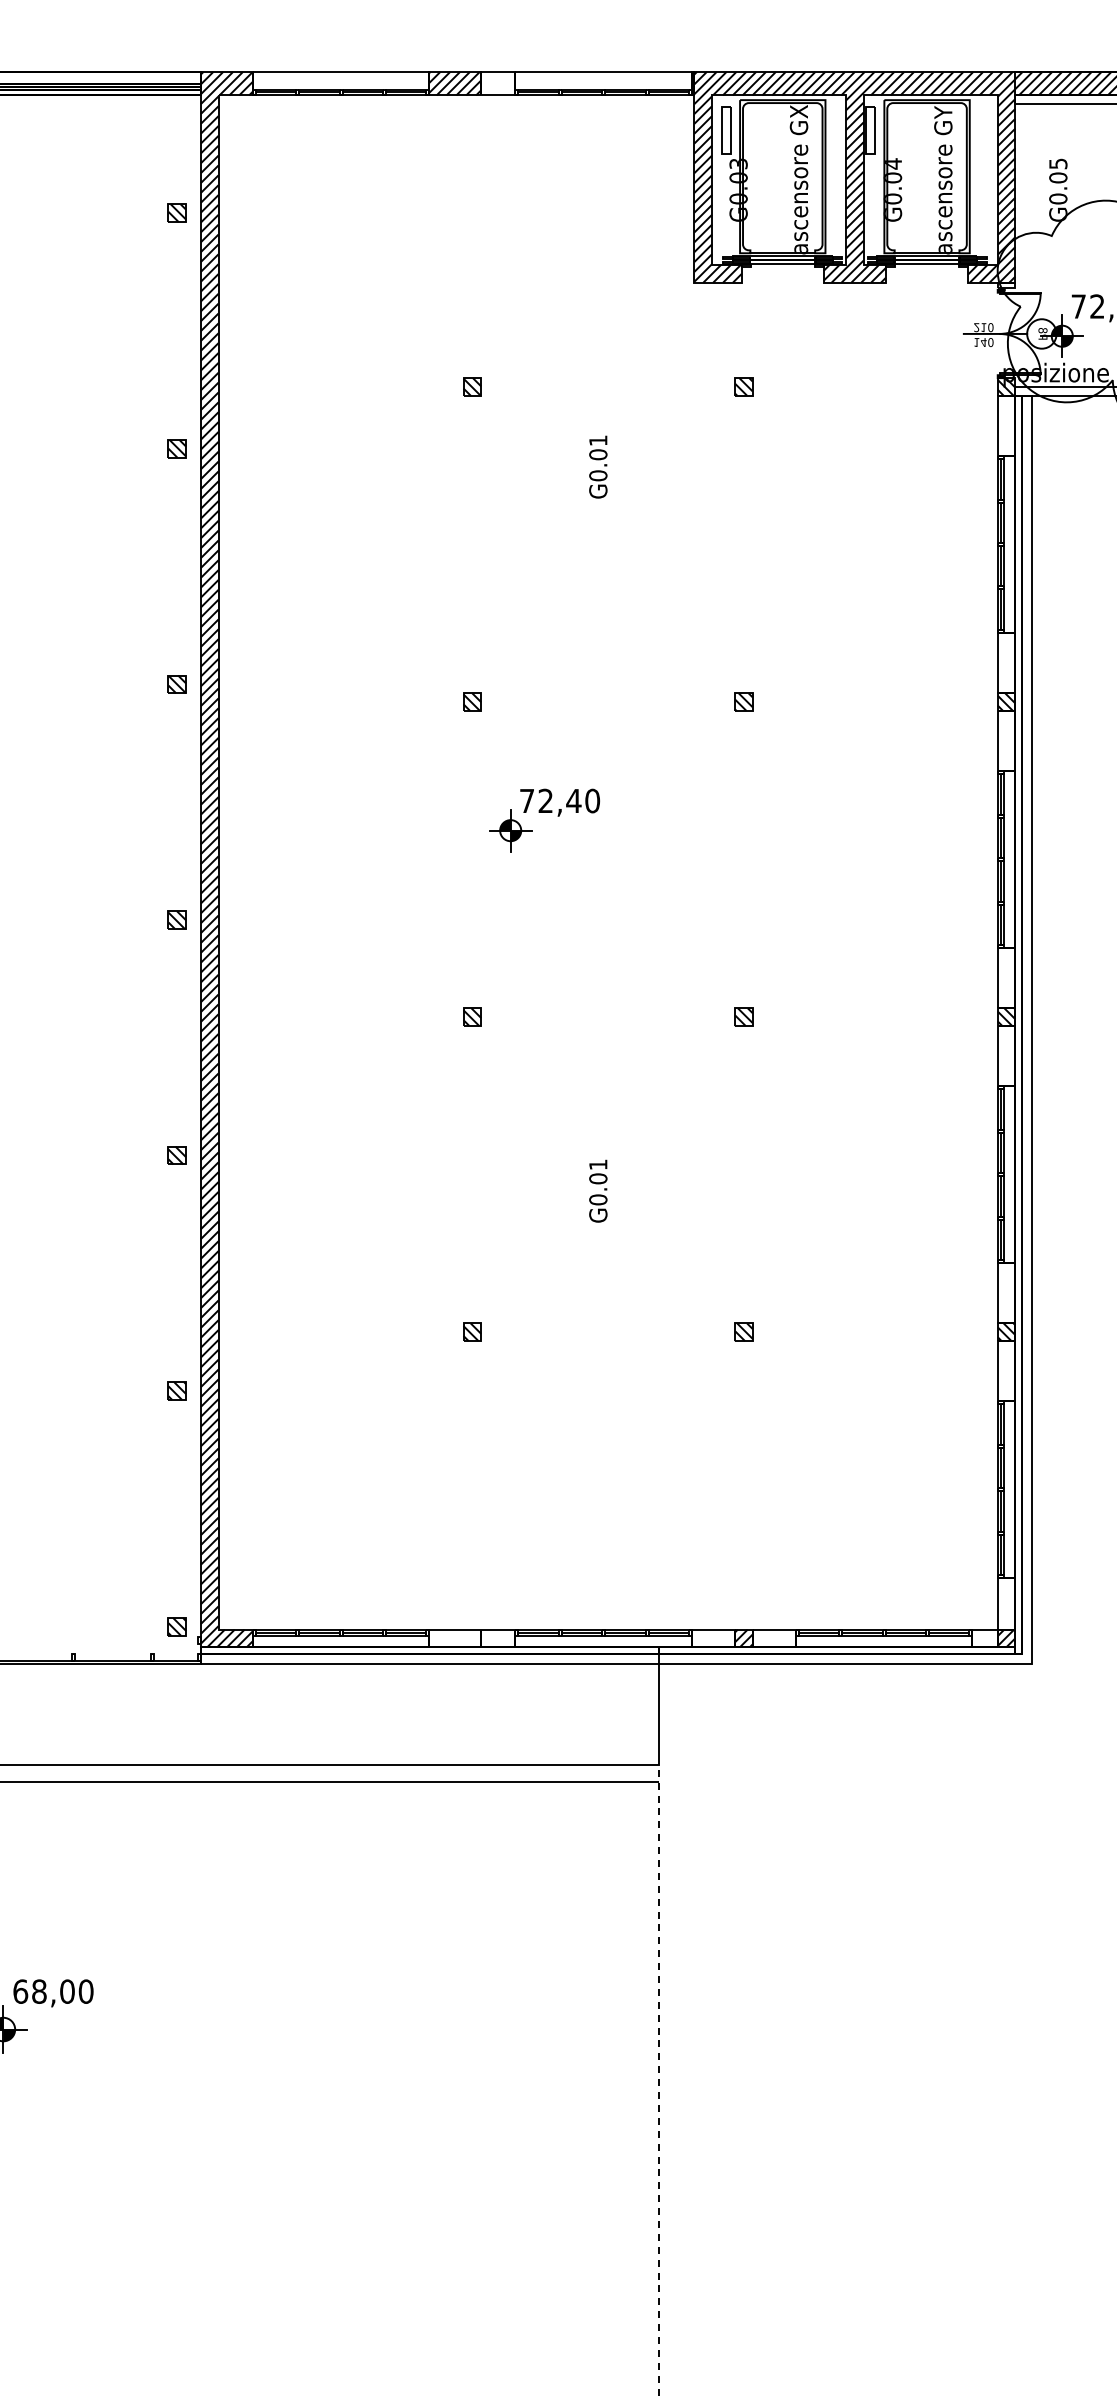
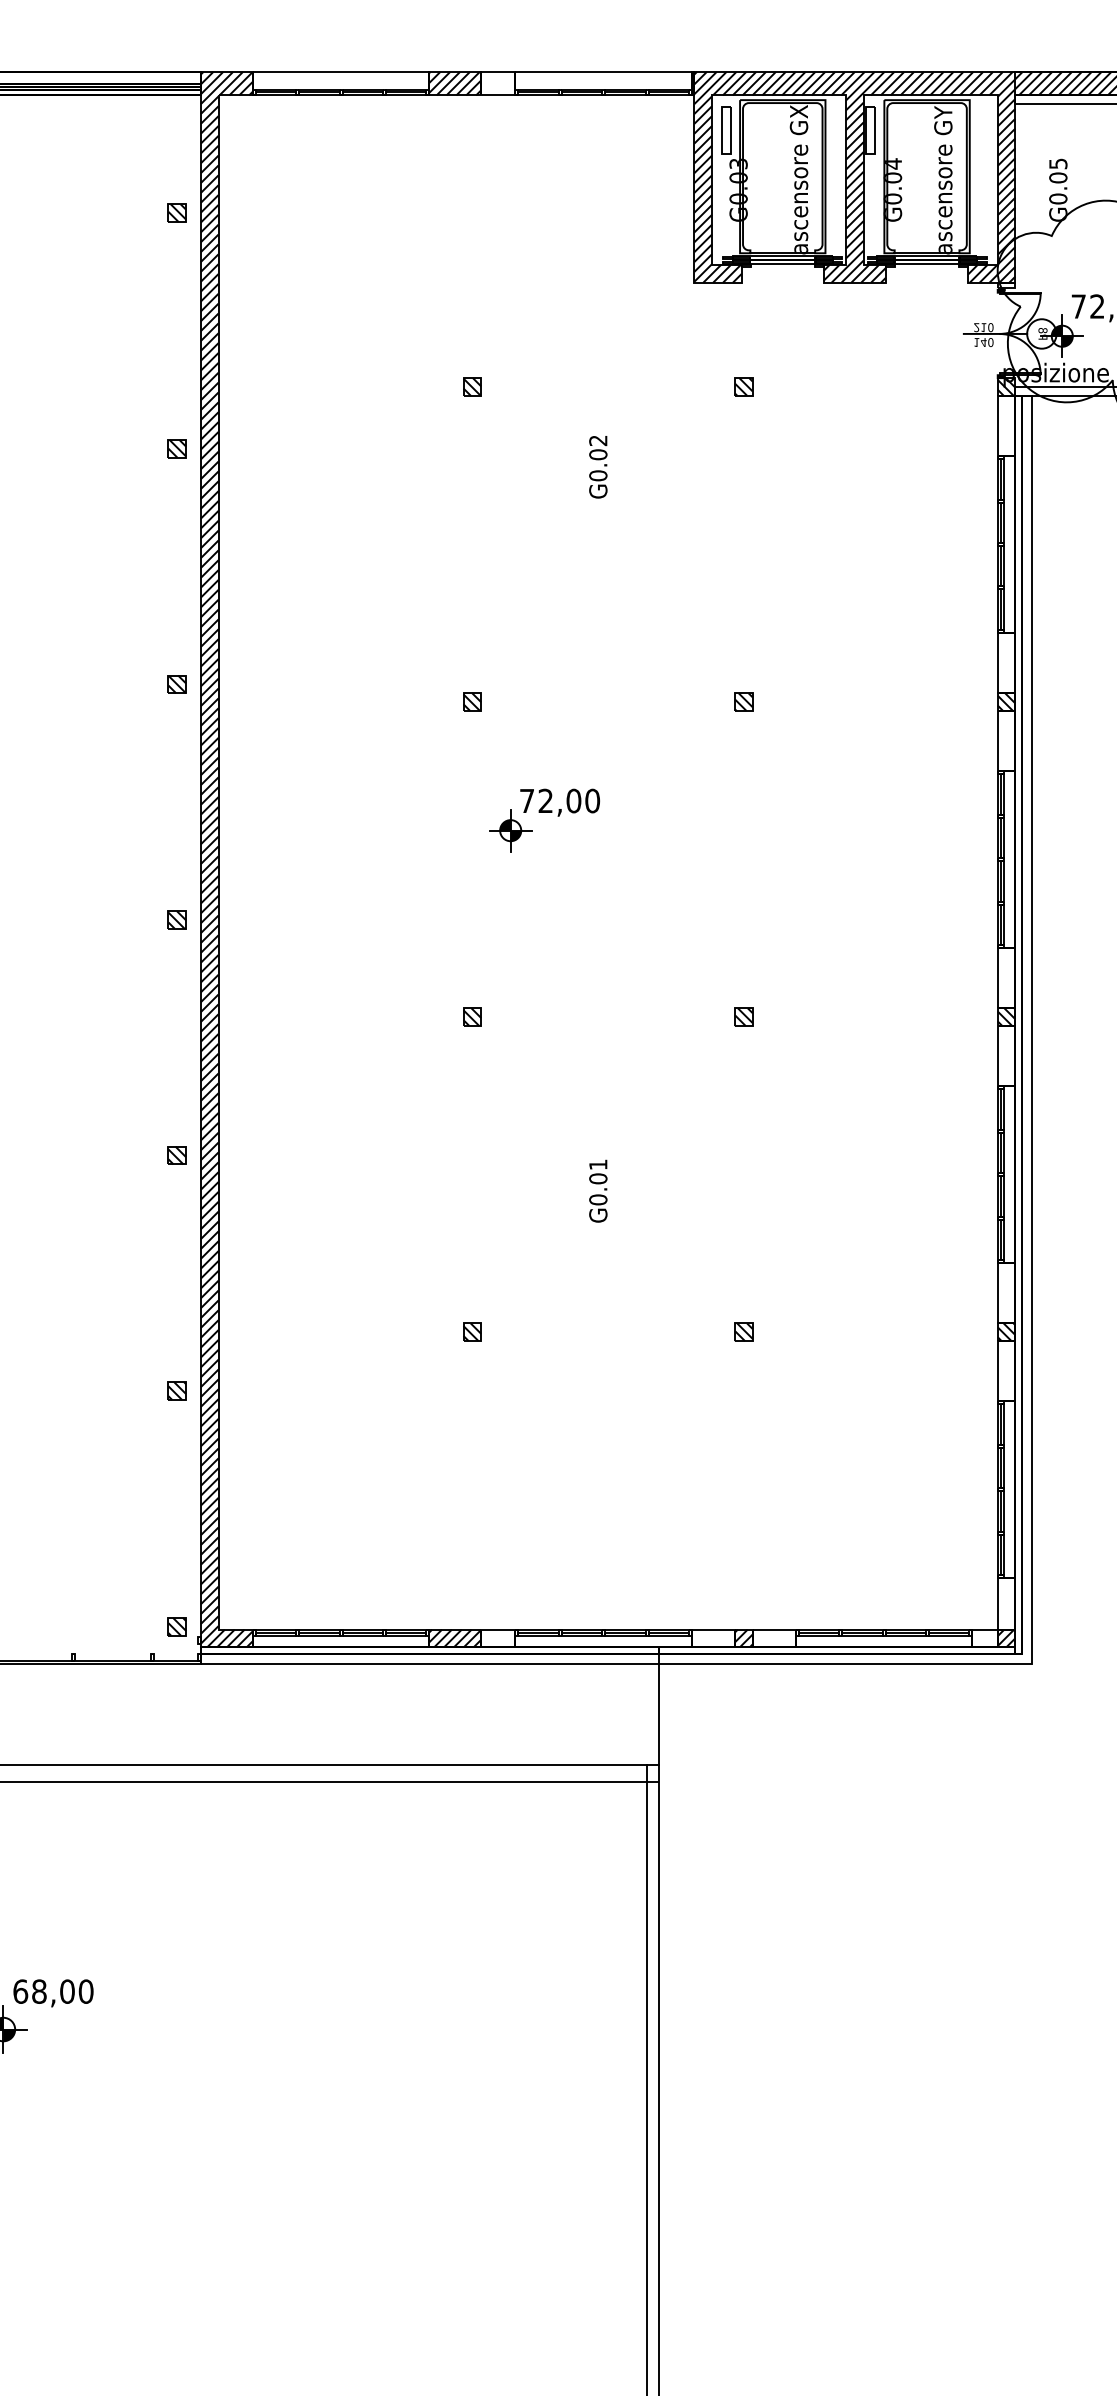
text: G0.01 -> G0.02 (598, 440)
text: 72,40 -> 72,00 (573, 800)
hatch: none -> present (455, 1638)
line: none -> present (646, 2078)
line: dashed -> solid (658, 2080)
